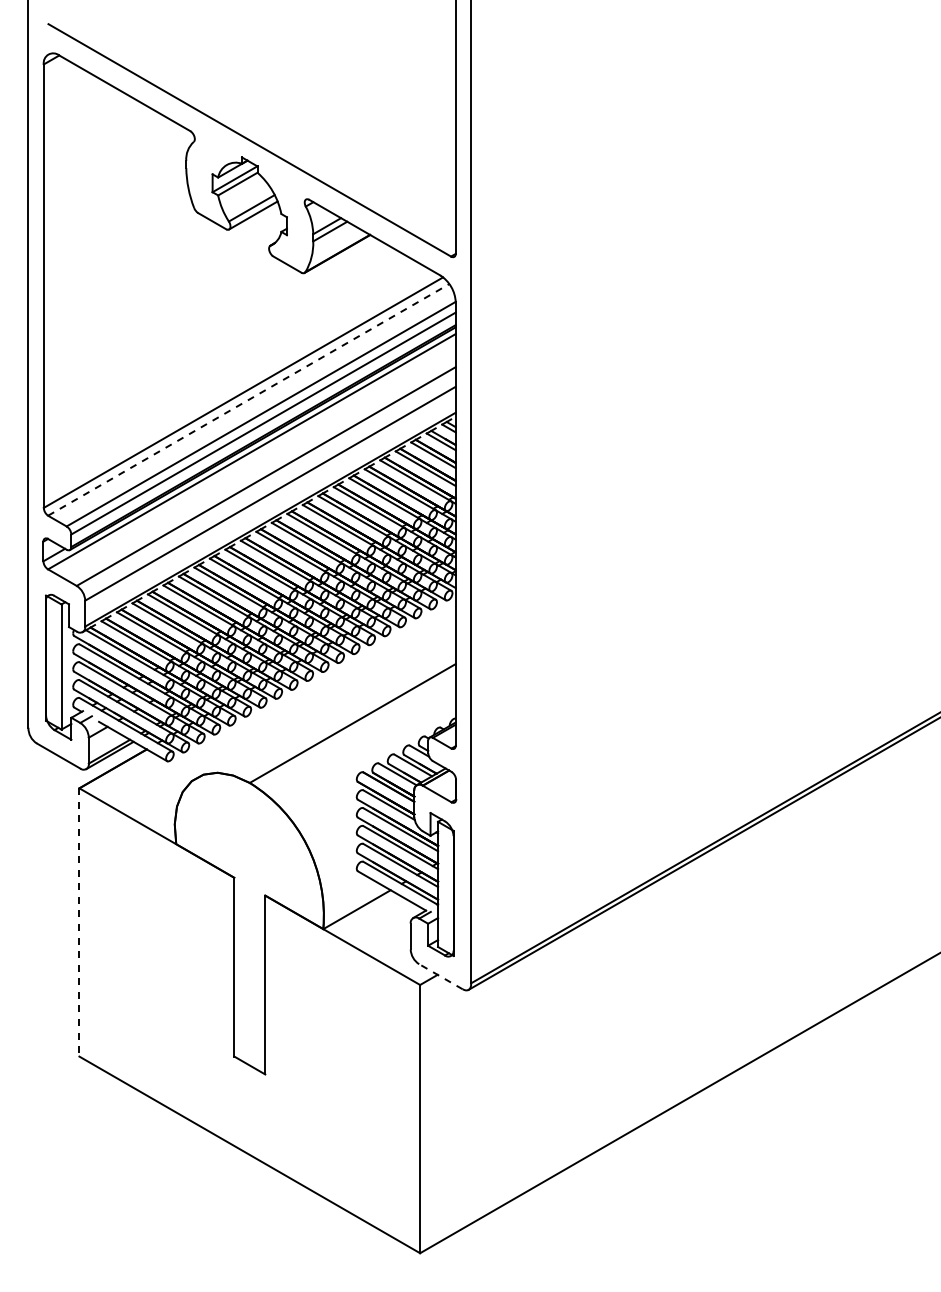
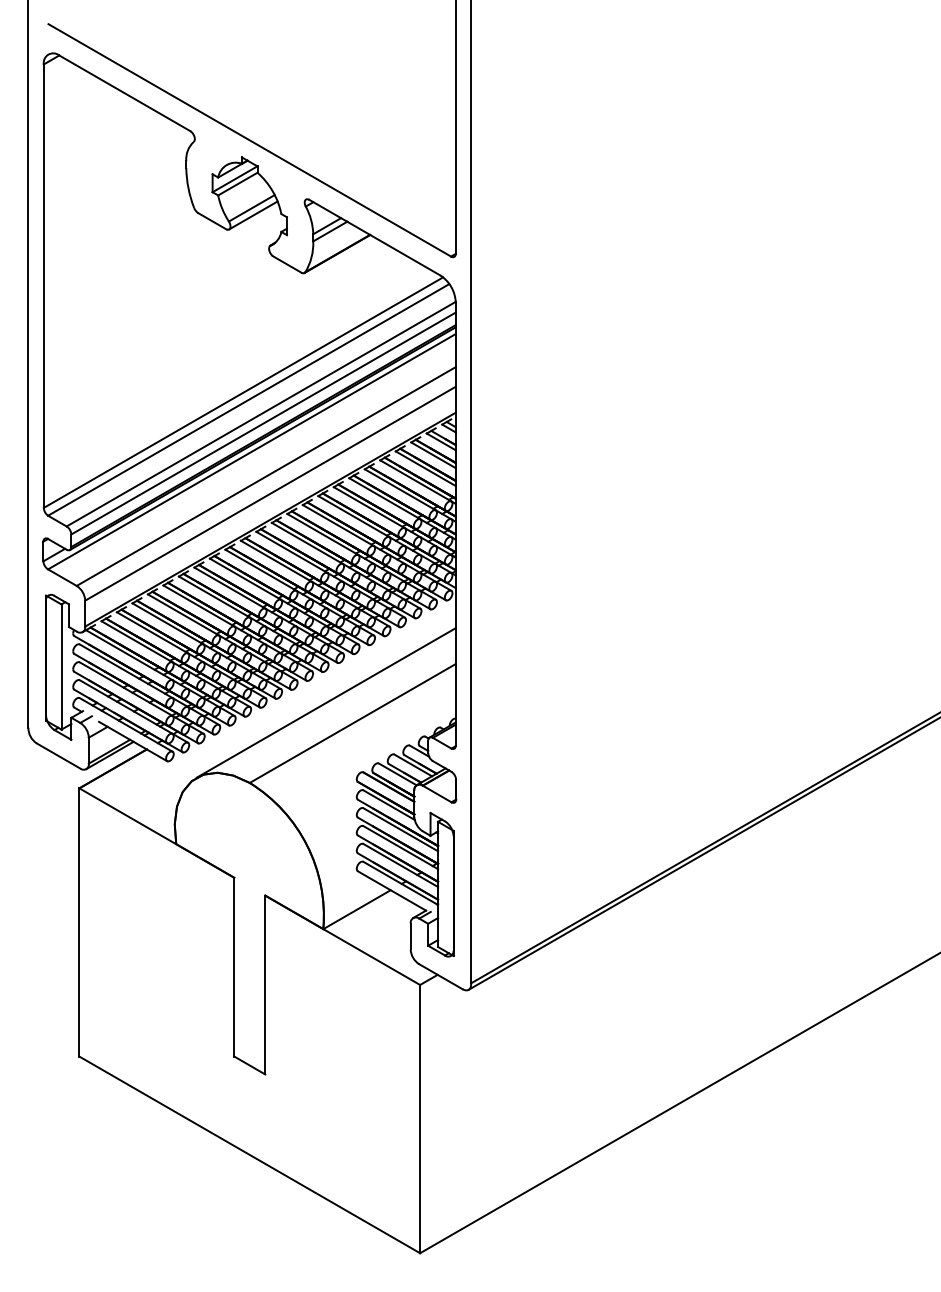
line: dashed -> solid (248, 399)
line: none -> present (325, 702)
line: dashed -> solid (79, 922)
line: dashed -> solid (440, 976)
